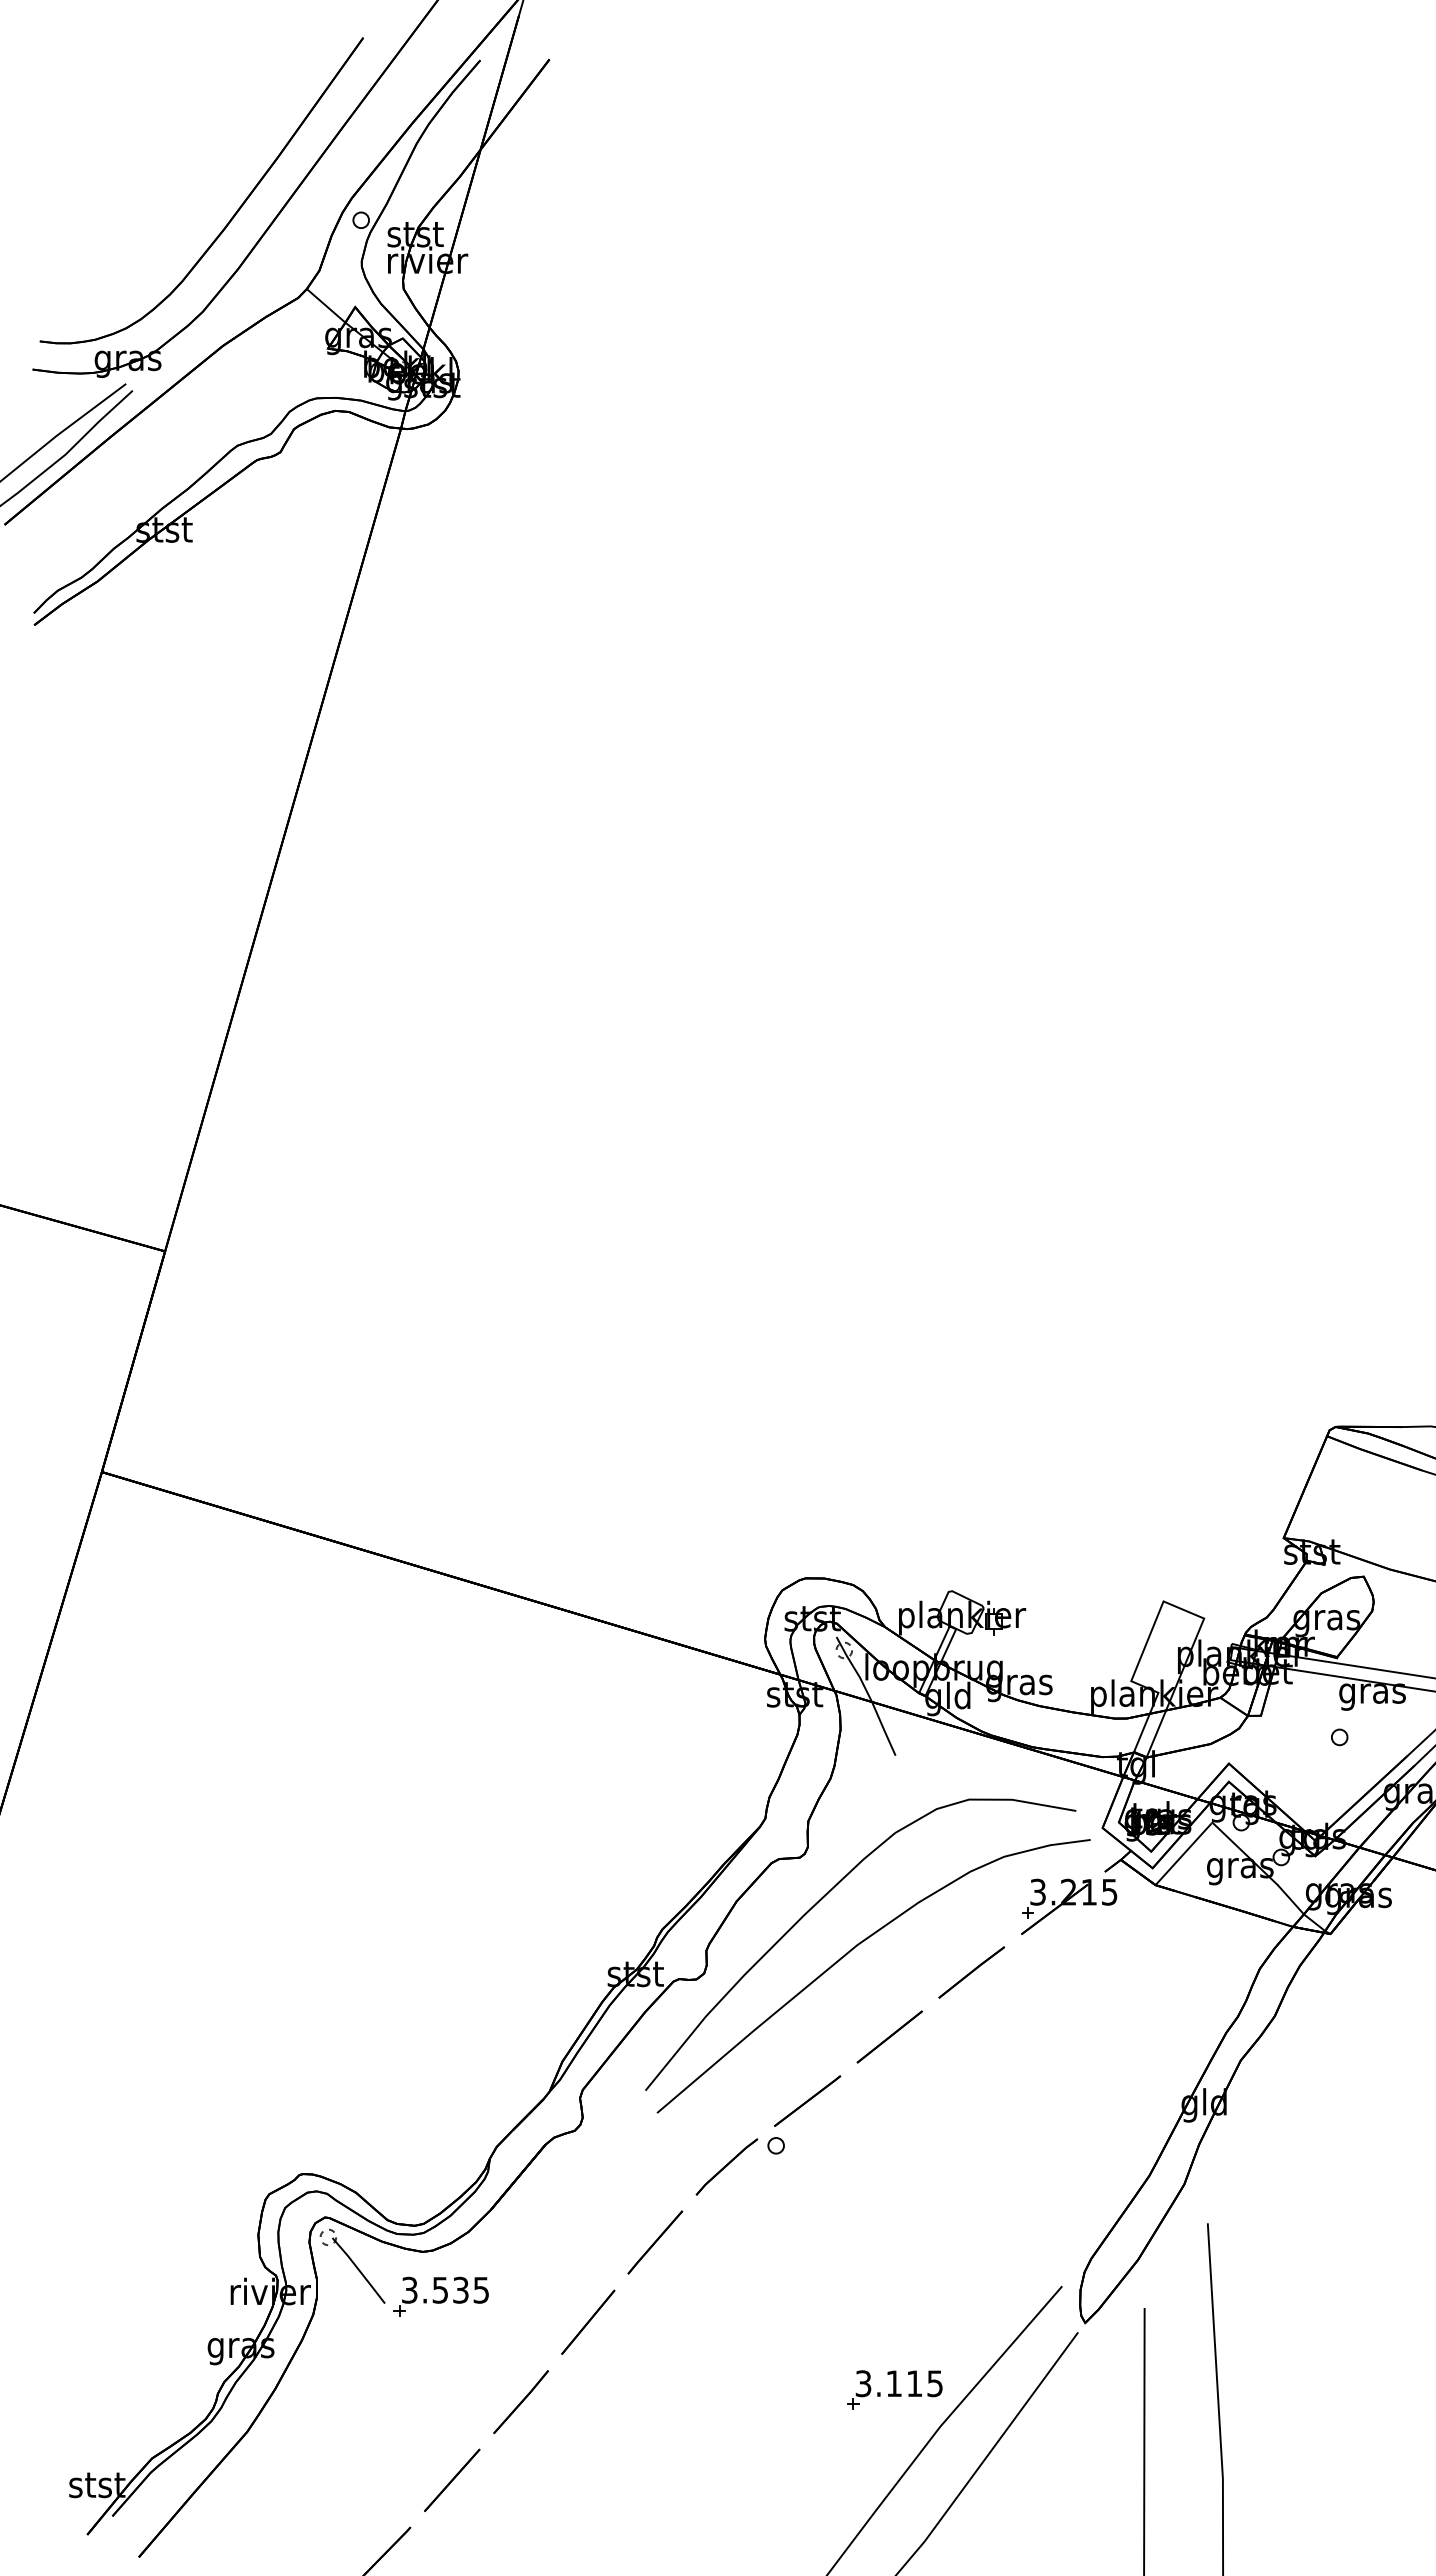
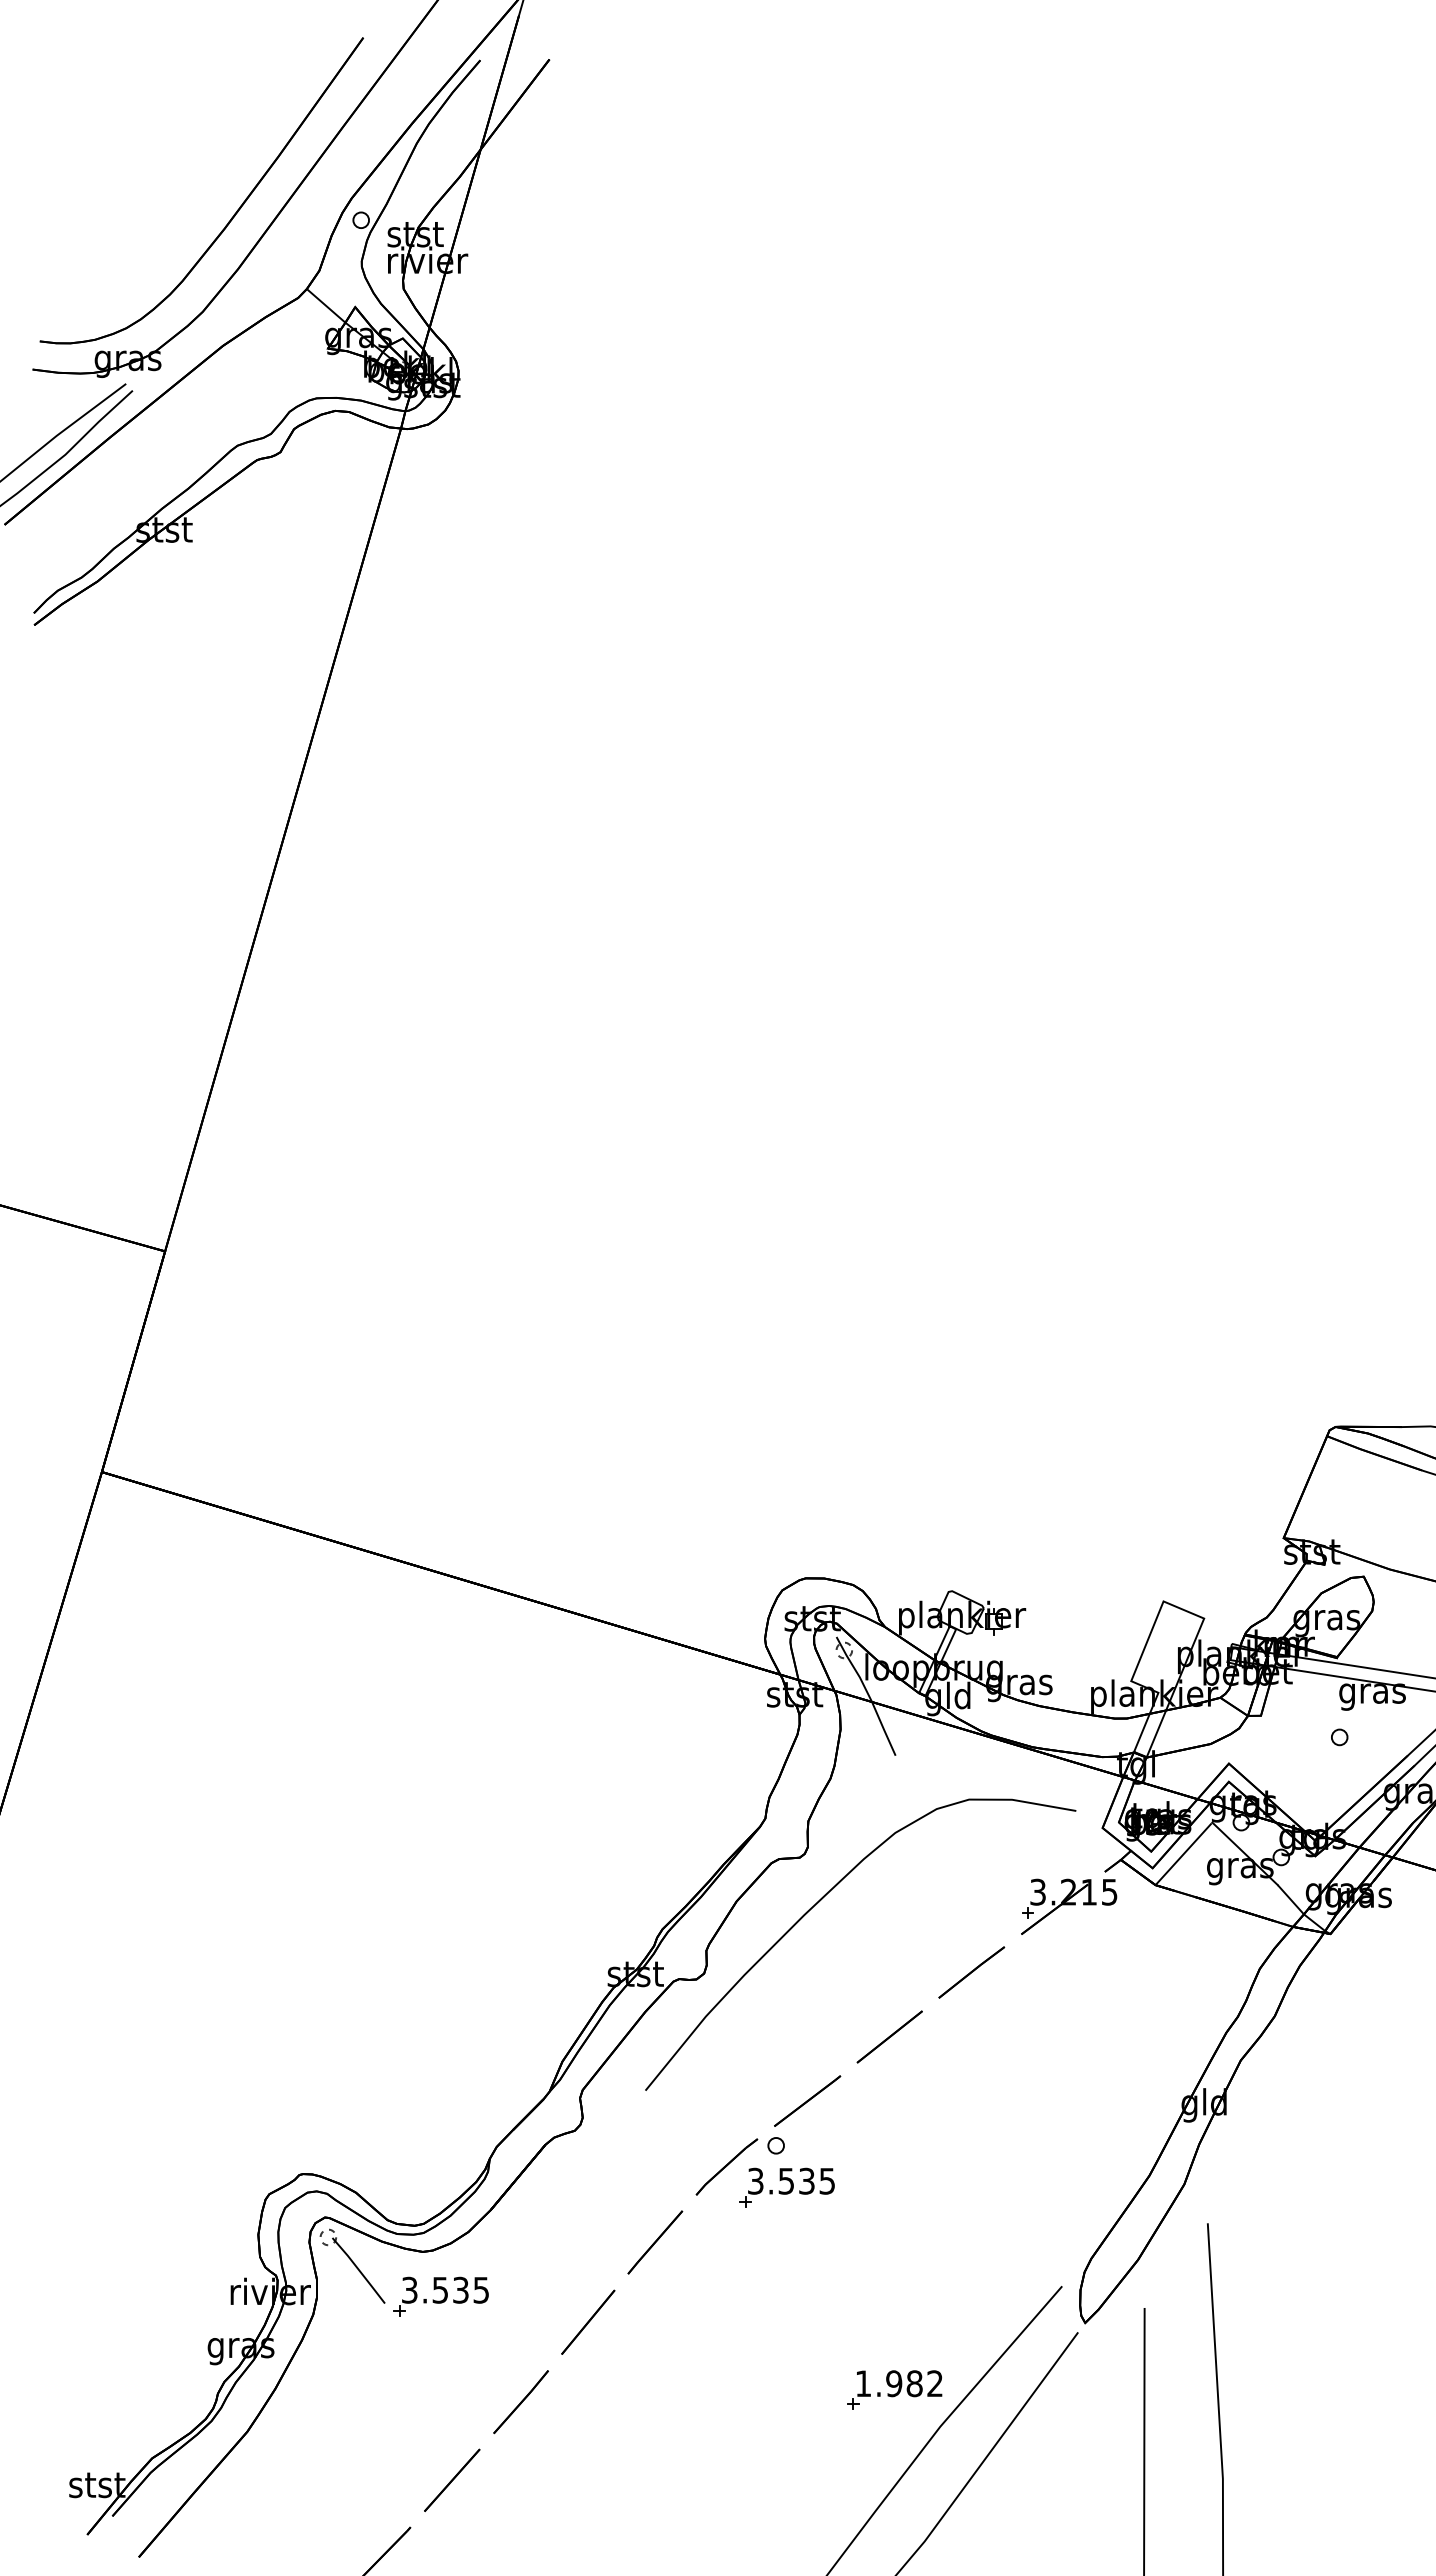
curve: present -> none (850, 1952)
part: none -> present (786, 2187)
text: 3.115 -> 1.982 (898, 2383)
